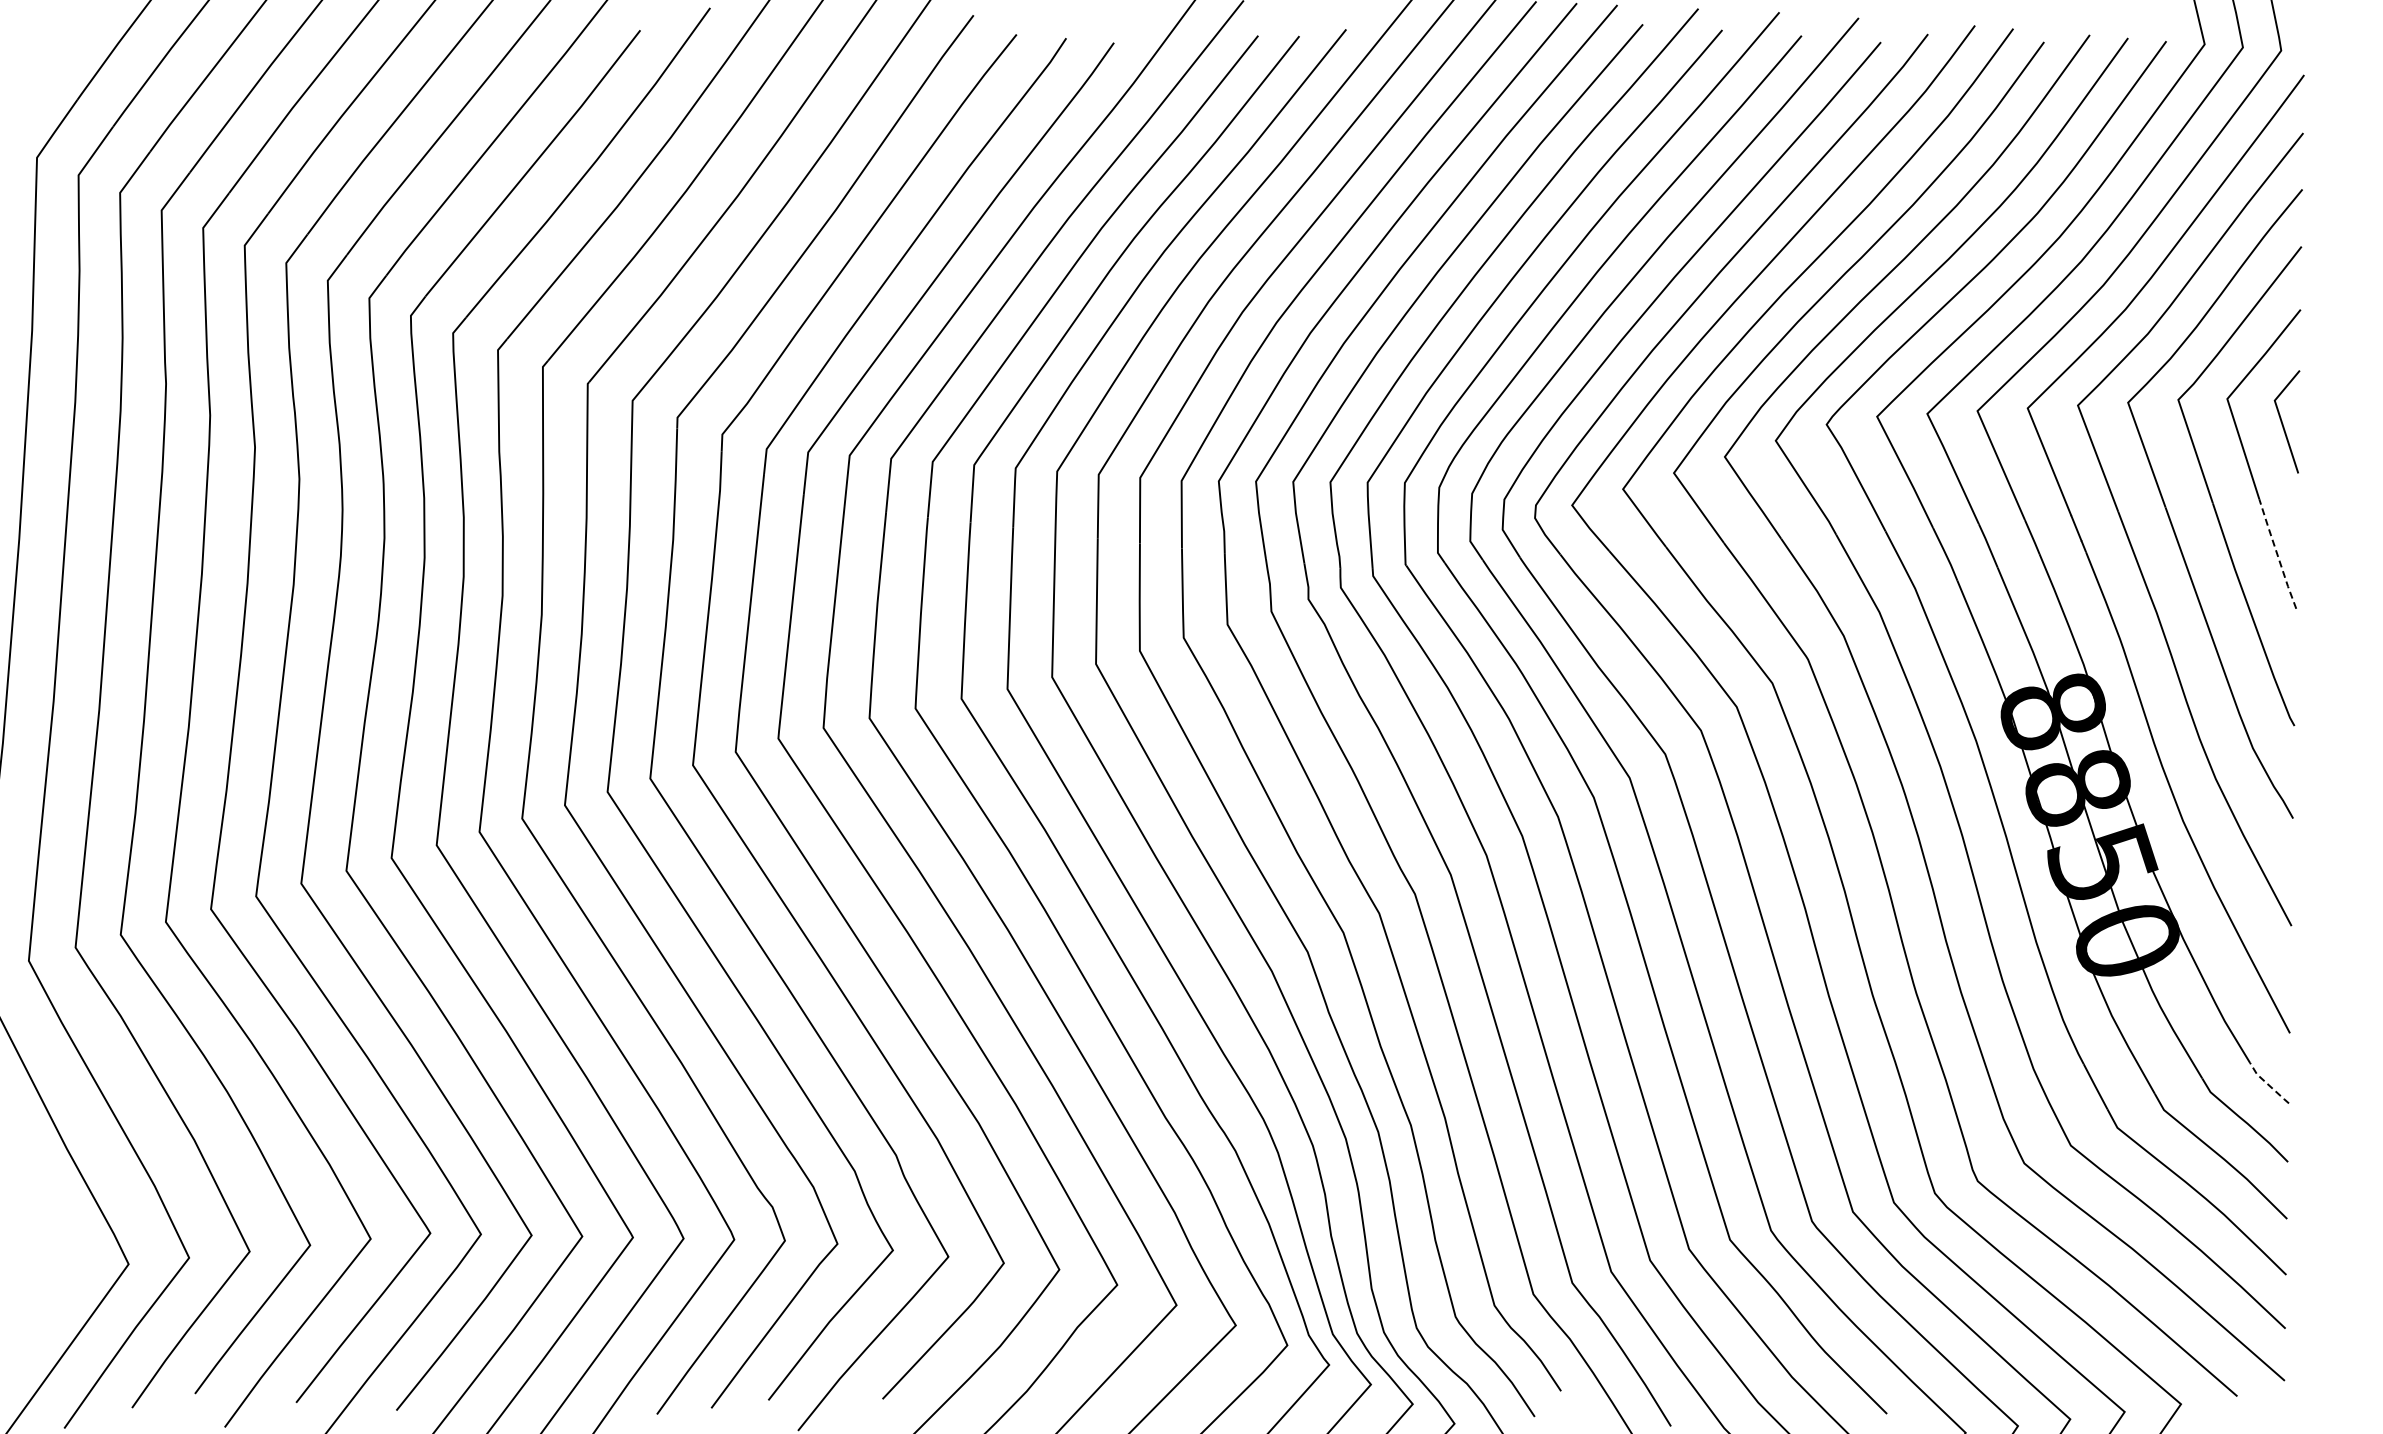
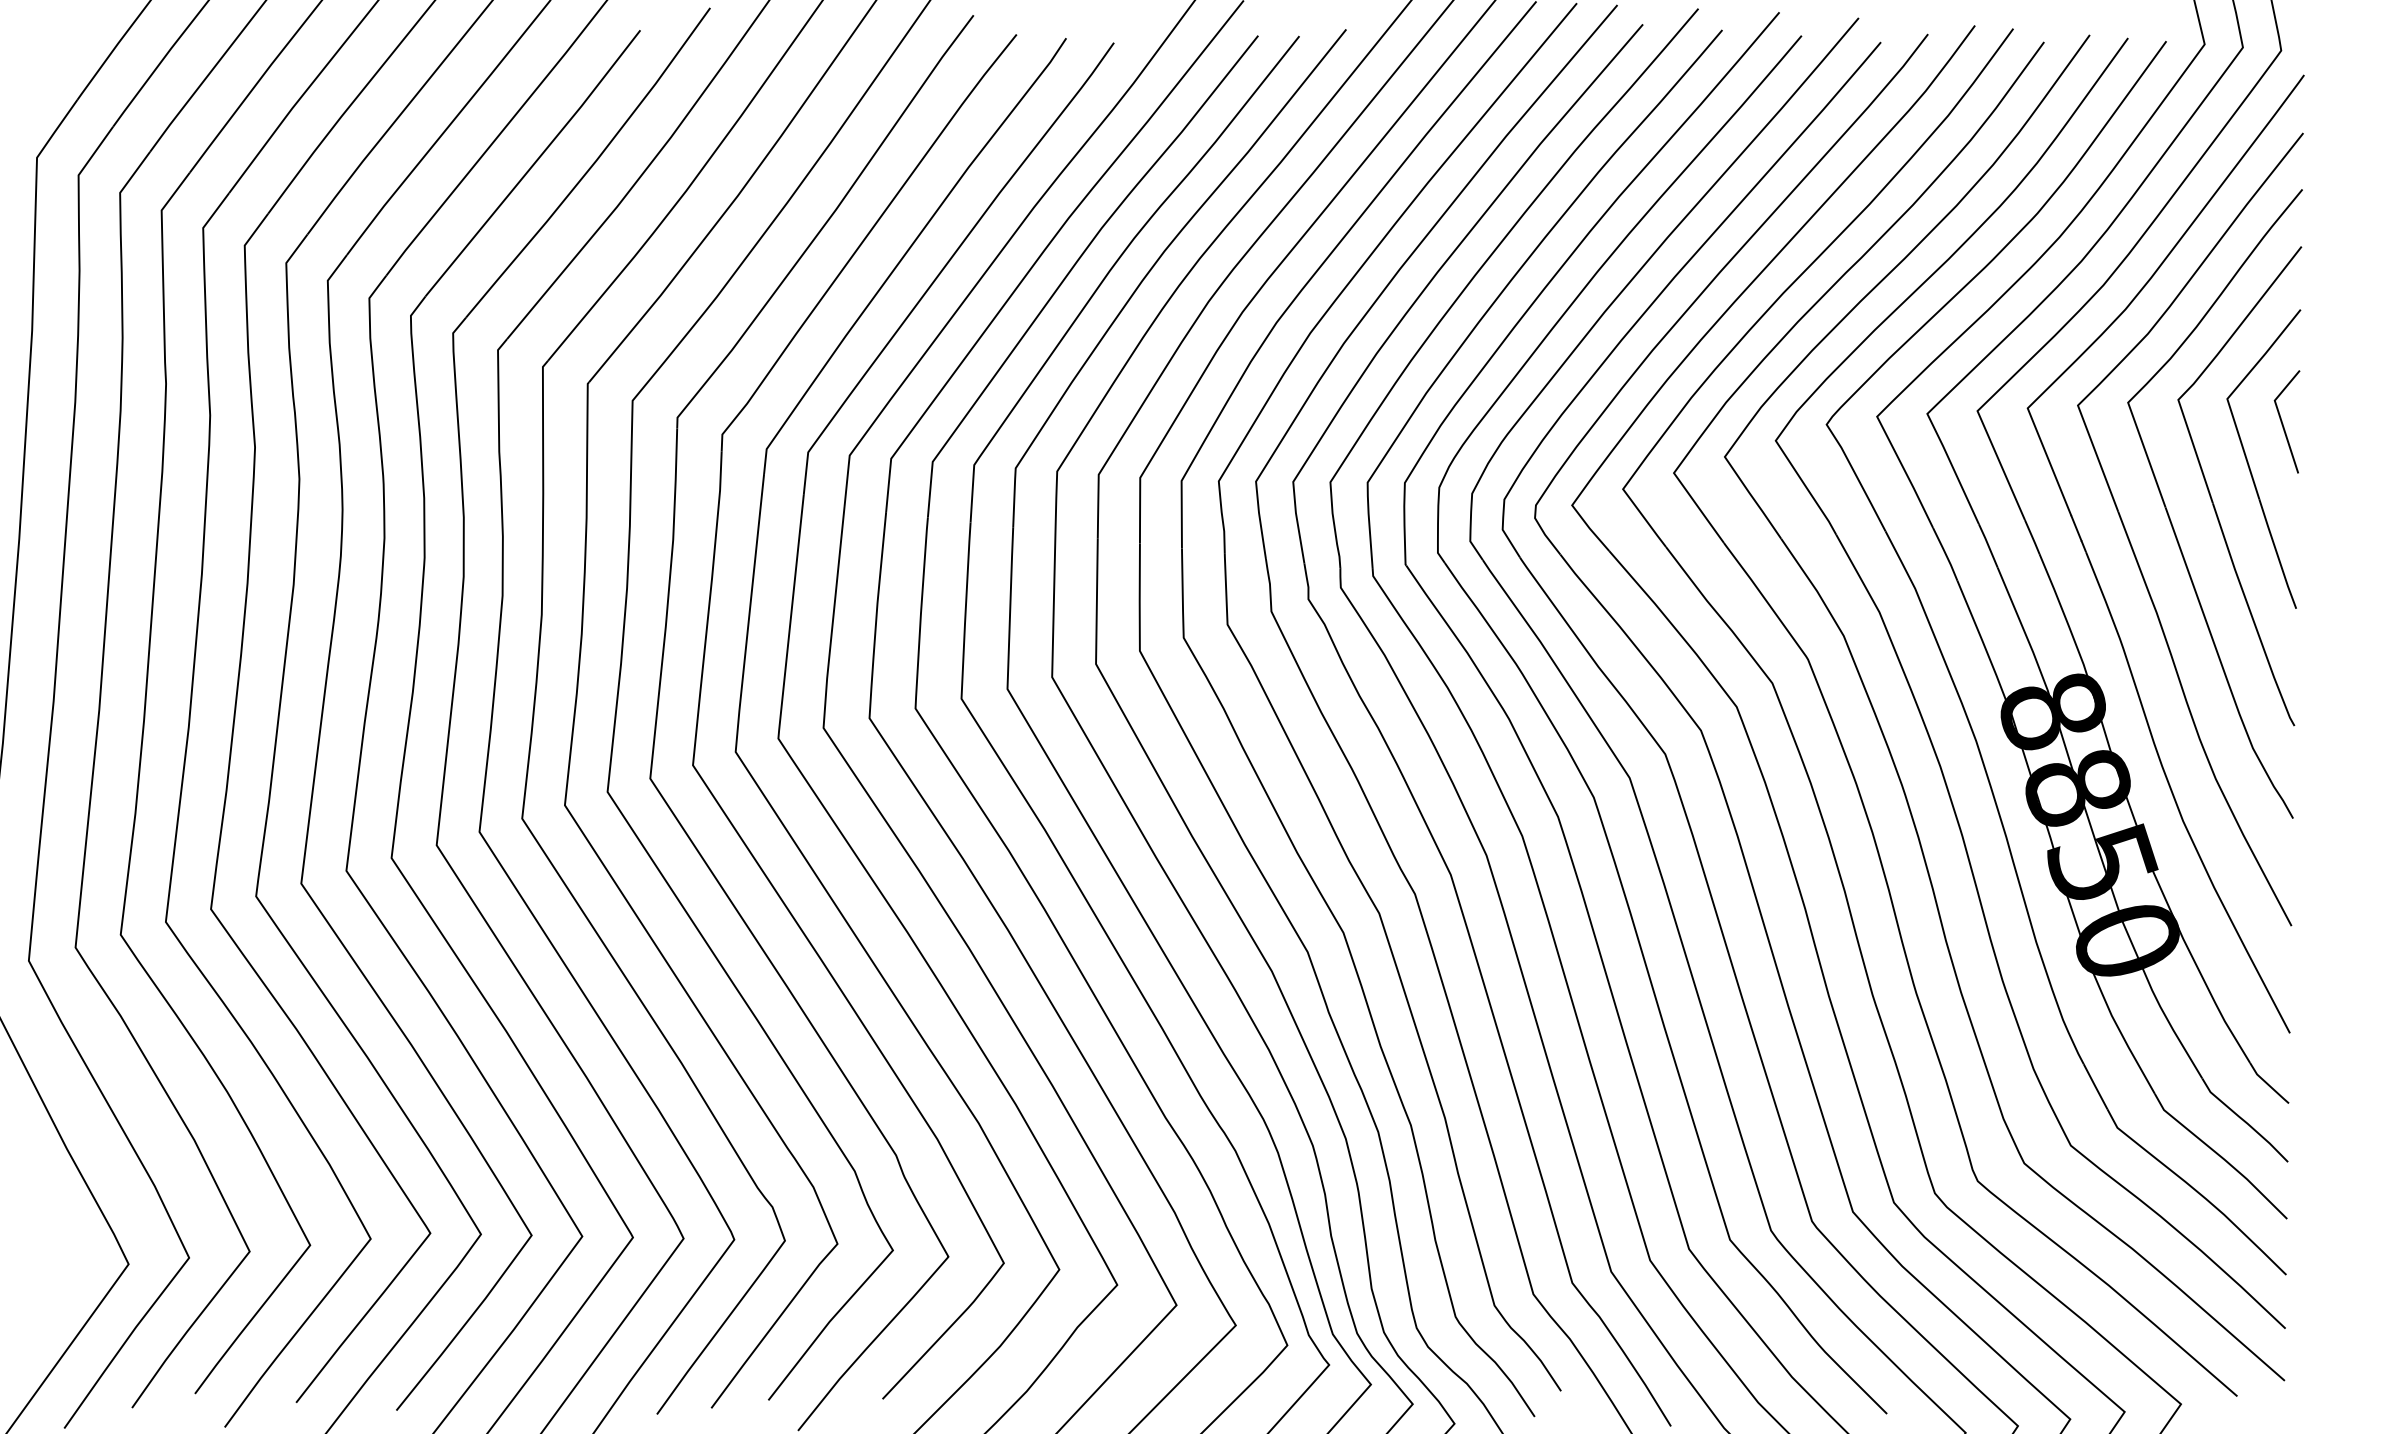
line: dashed -> solid (2277, 553)
line: dashed -> solid (2268, 1084)
